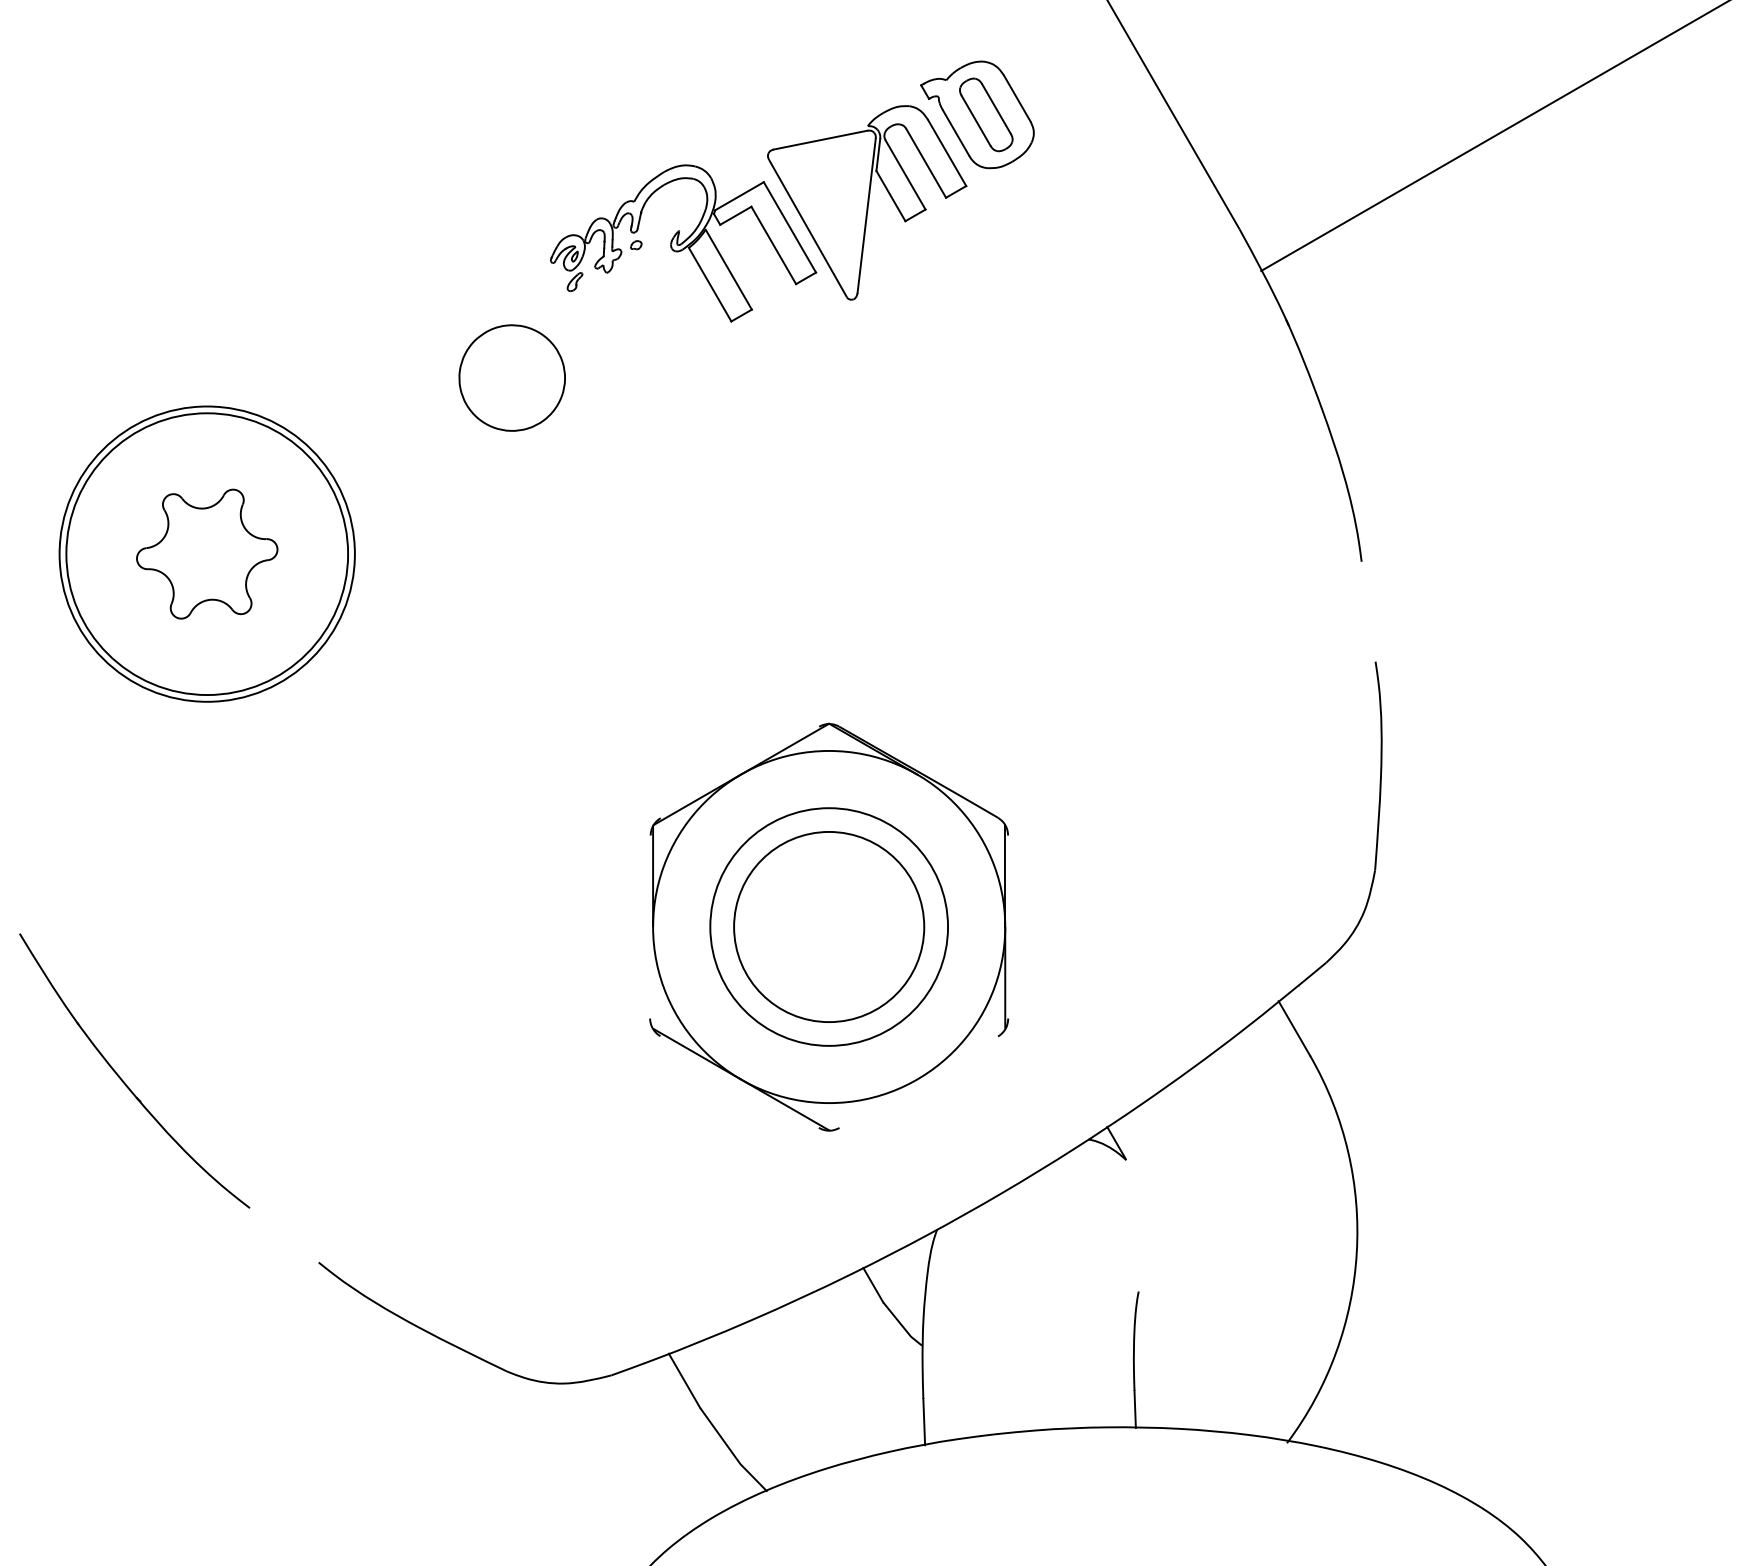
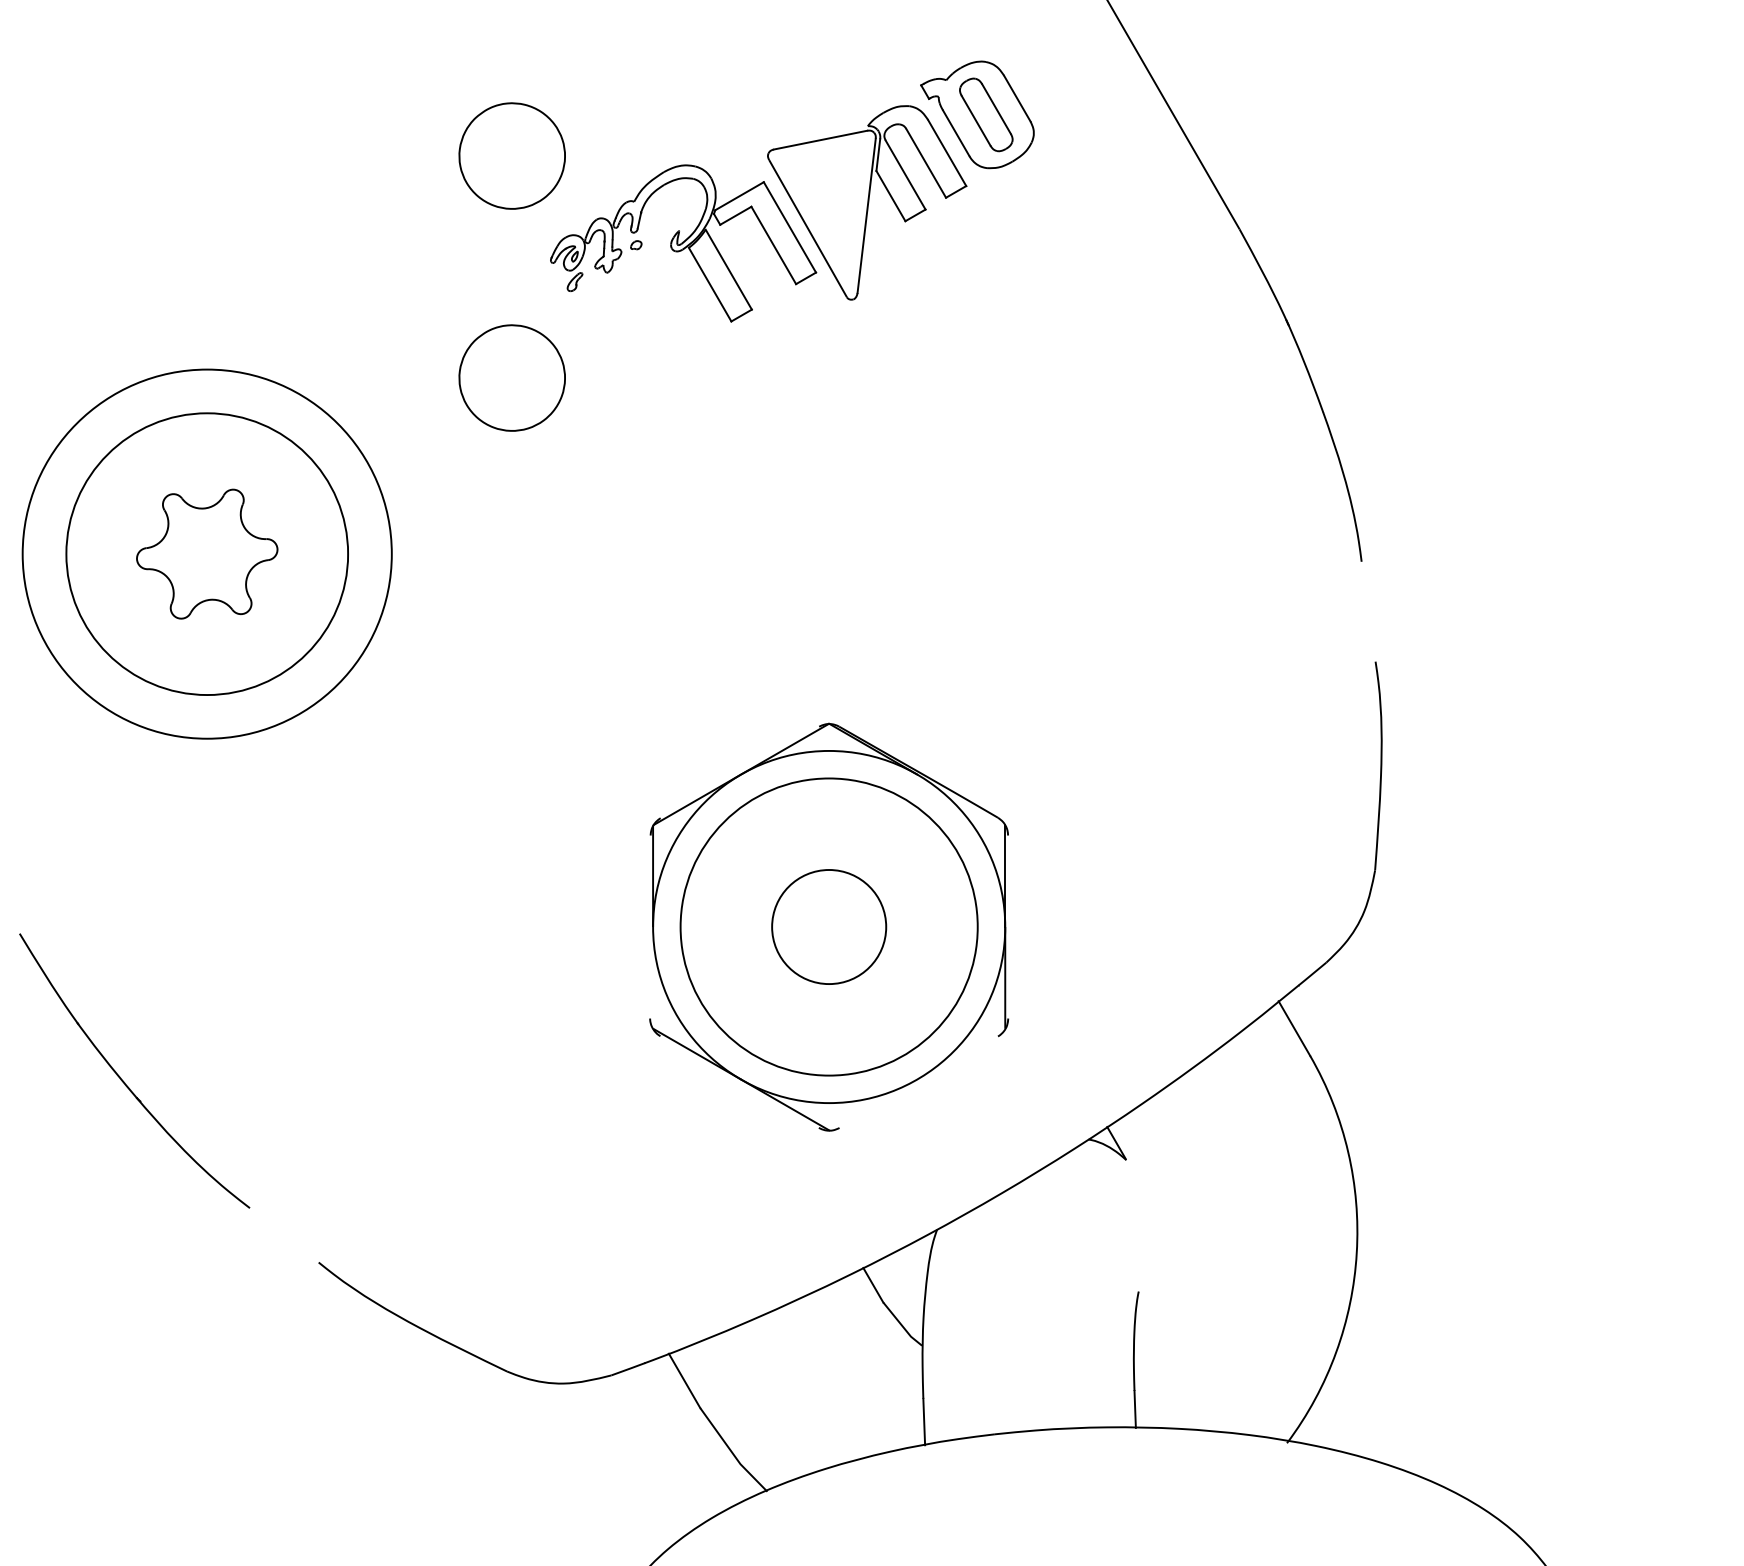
line: present -> none (1493, 136)
part: none -> present (511, 155)
circle diameter: 295 px -> 369 px (206, 553)
circle diameter: 190 px -> 114 px (829, 926)
circle diameter: 238 px -> 297 px (828, 926)
